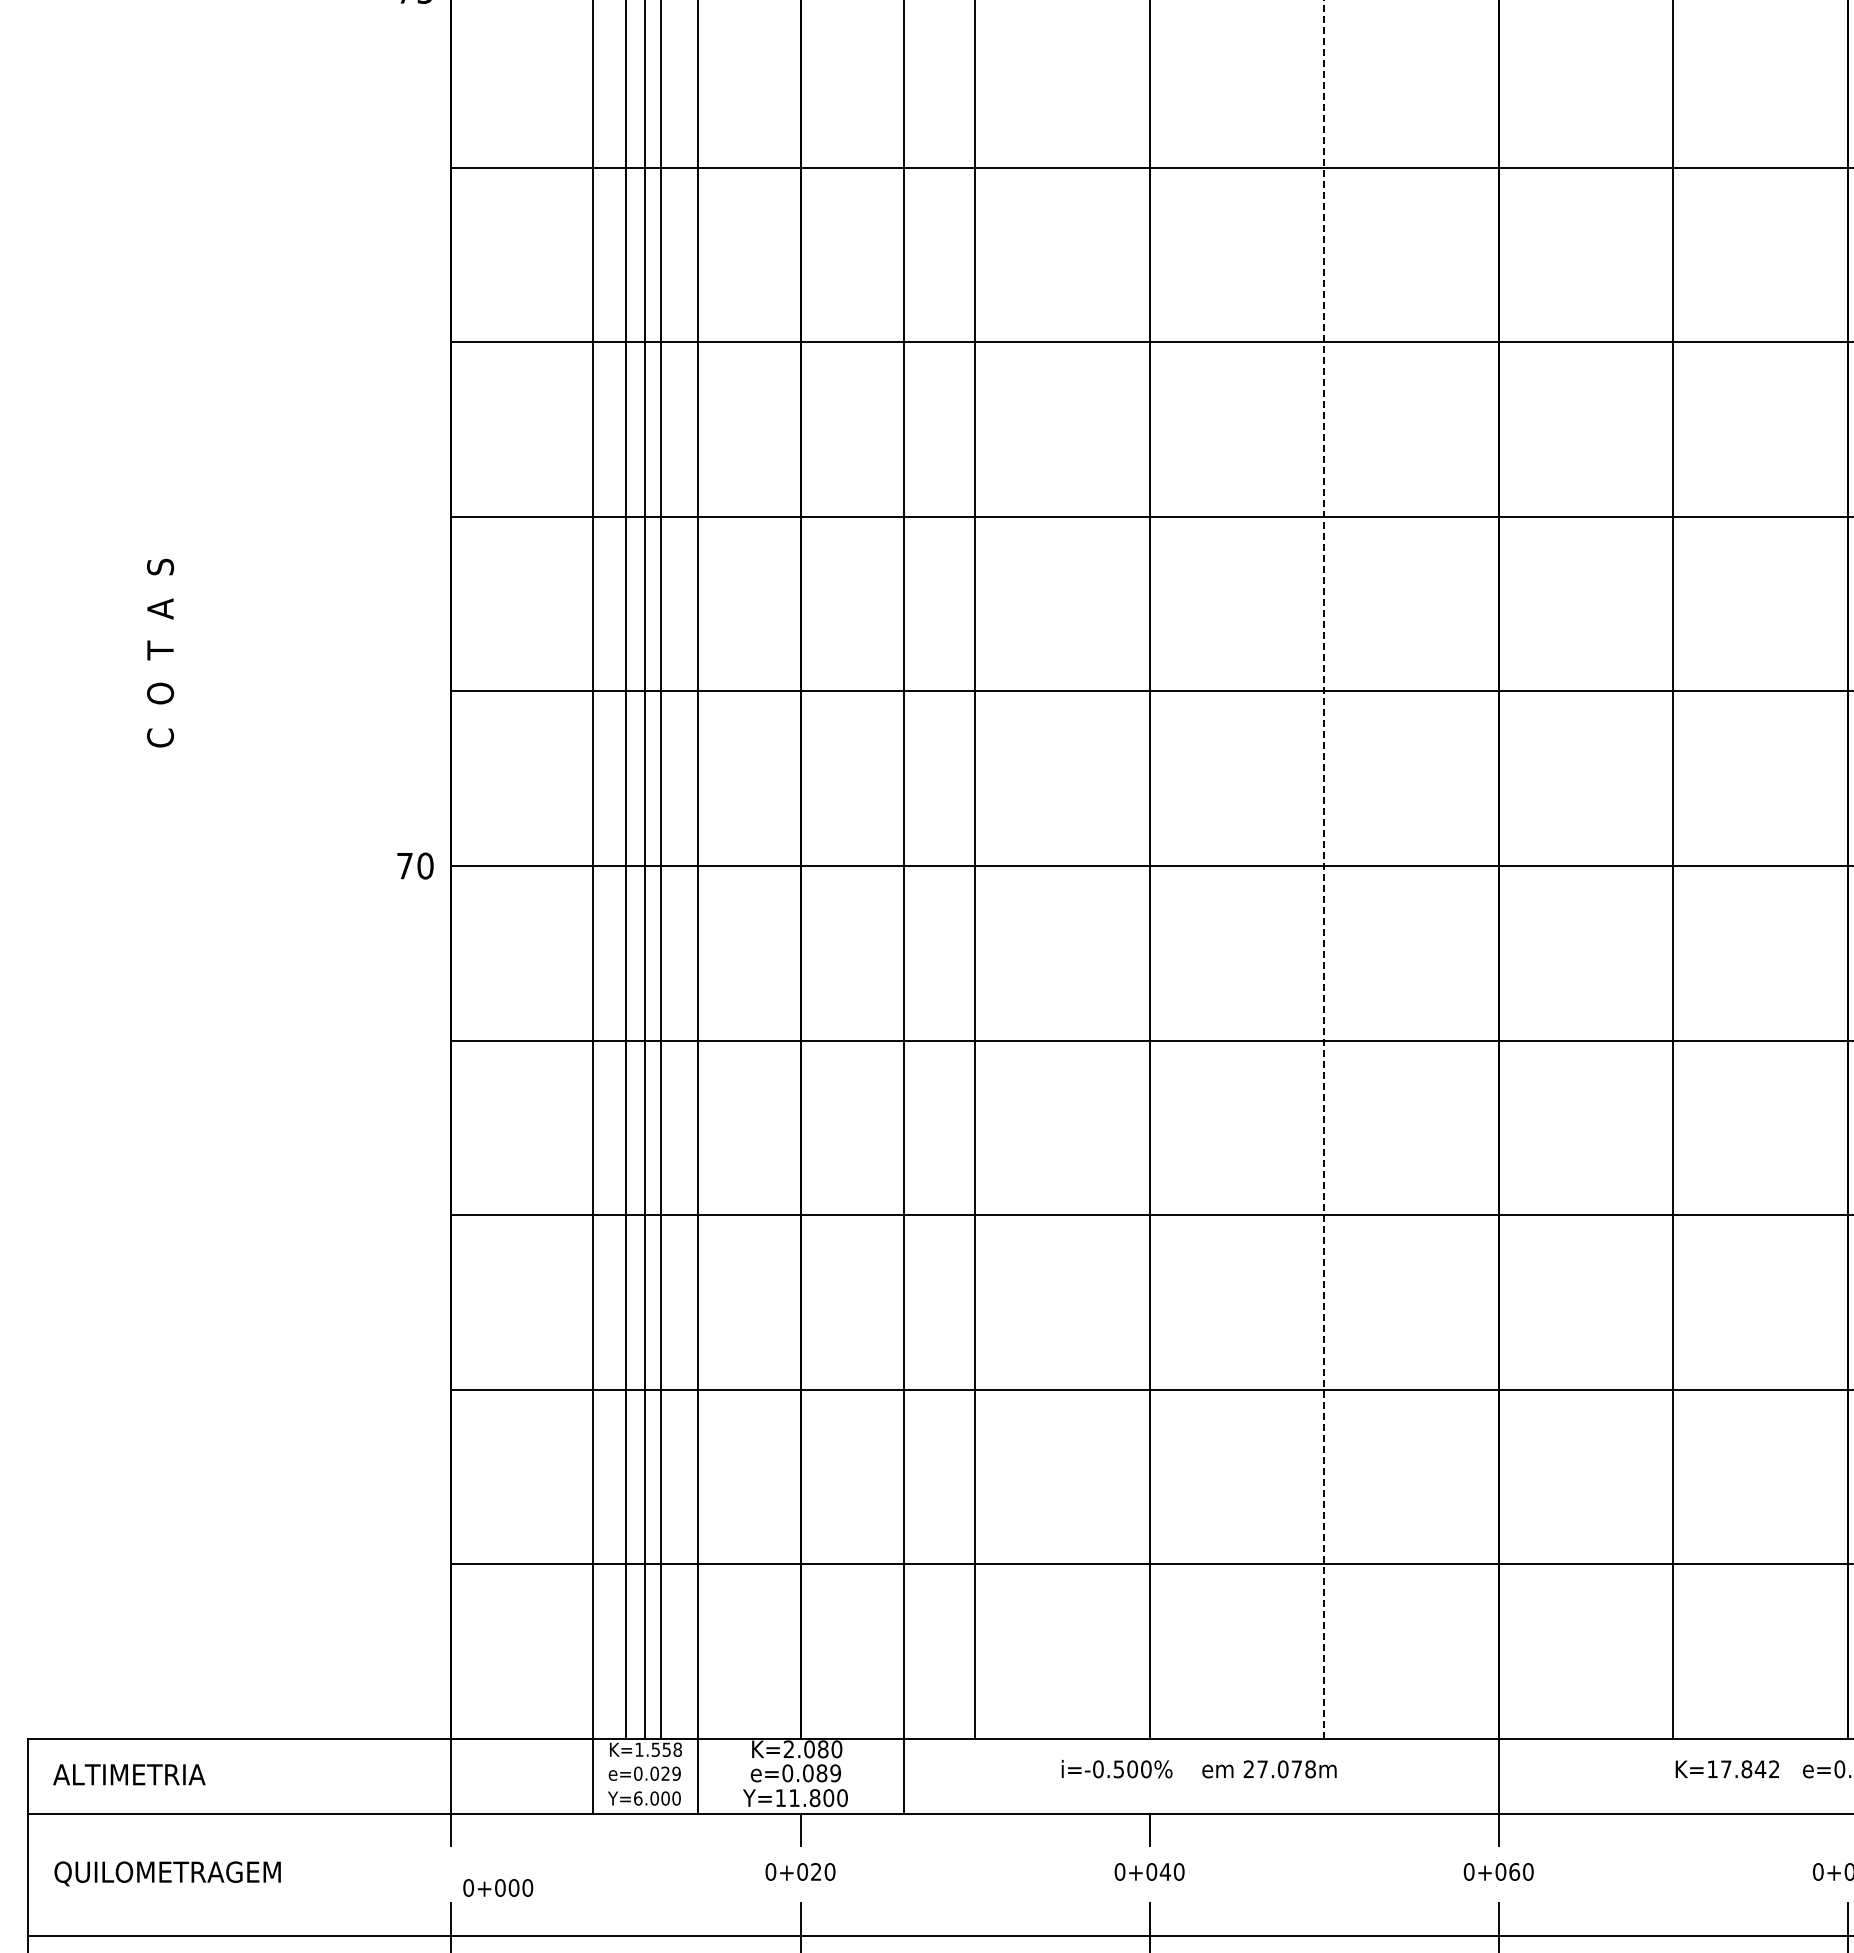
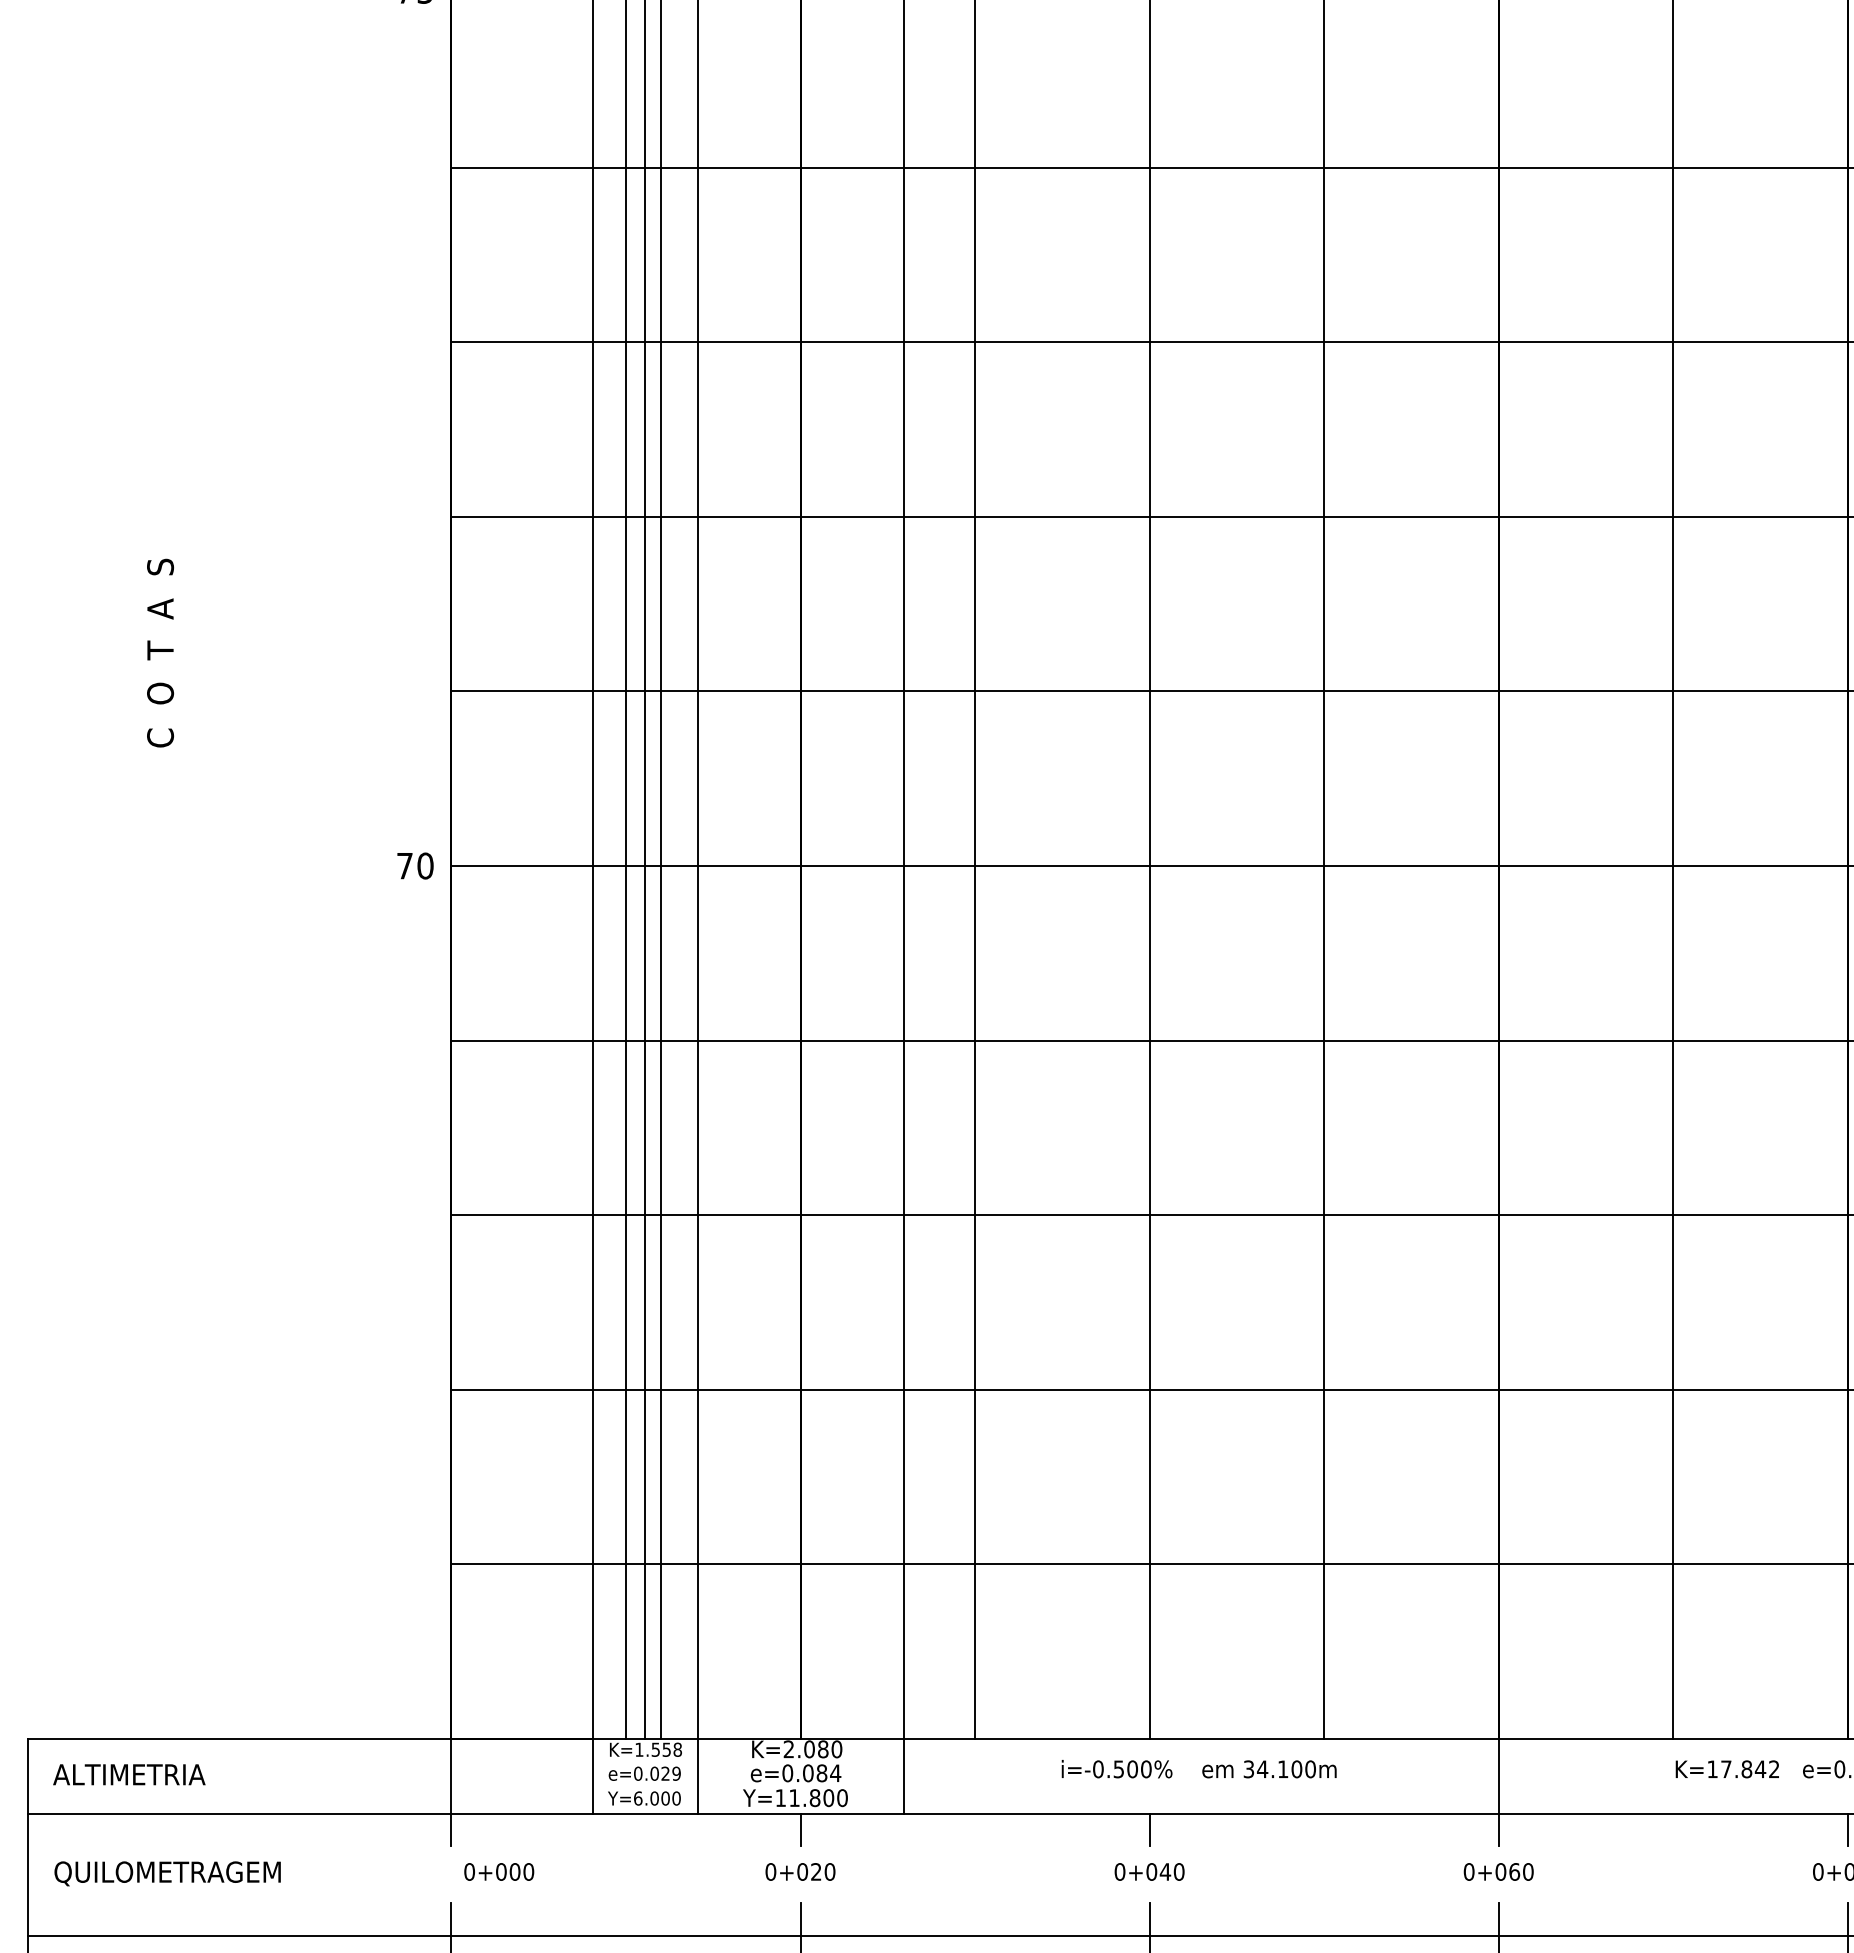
line: dashed -> solid (1324, 869)
text: 27.078m -> 34.100m (1279, 1769)
text: e=0.089 -> e=0.084 (835, 1773)
line: none -> present (1847, 1829)
text position: (498, 1887) -> (499, 1871) (499, 1871)
